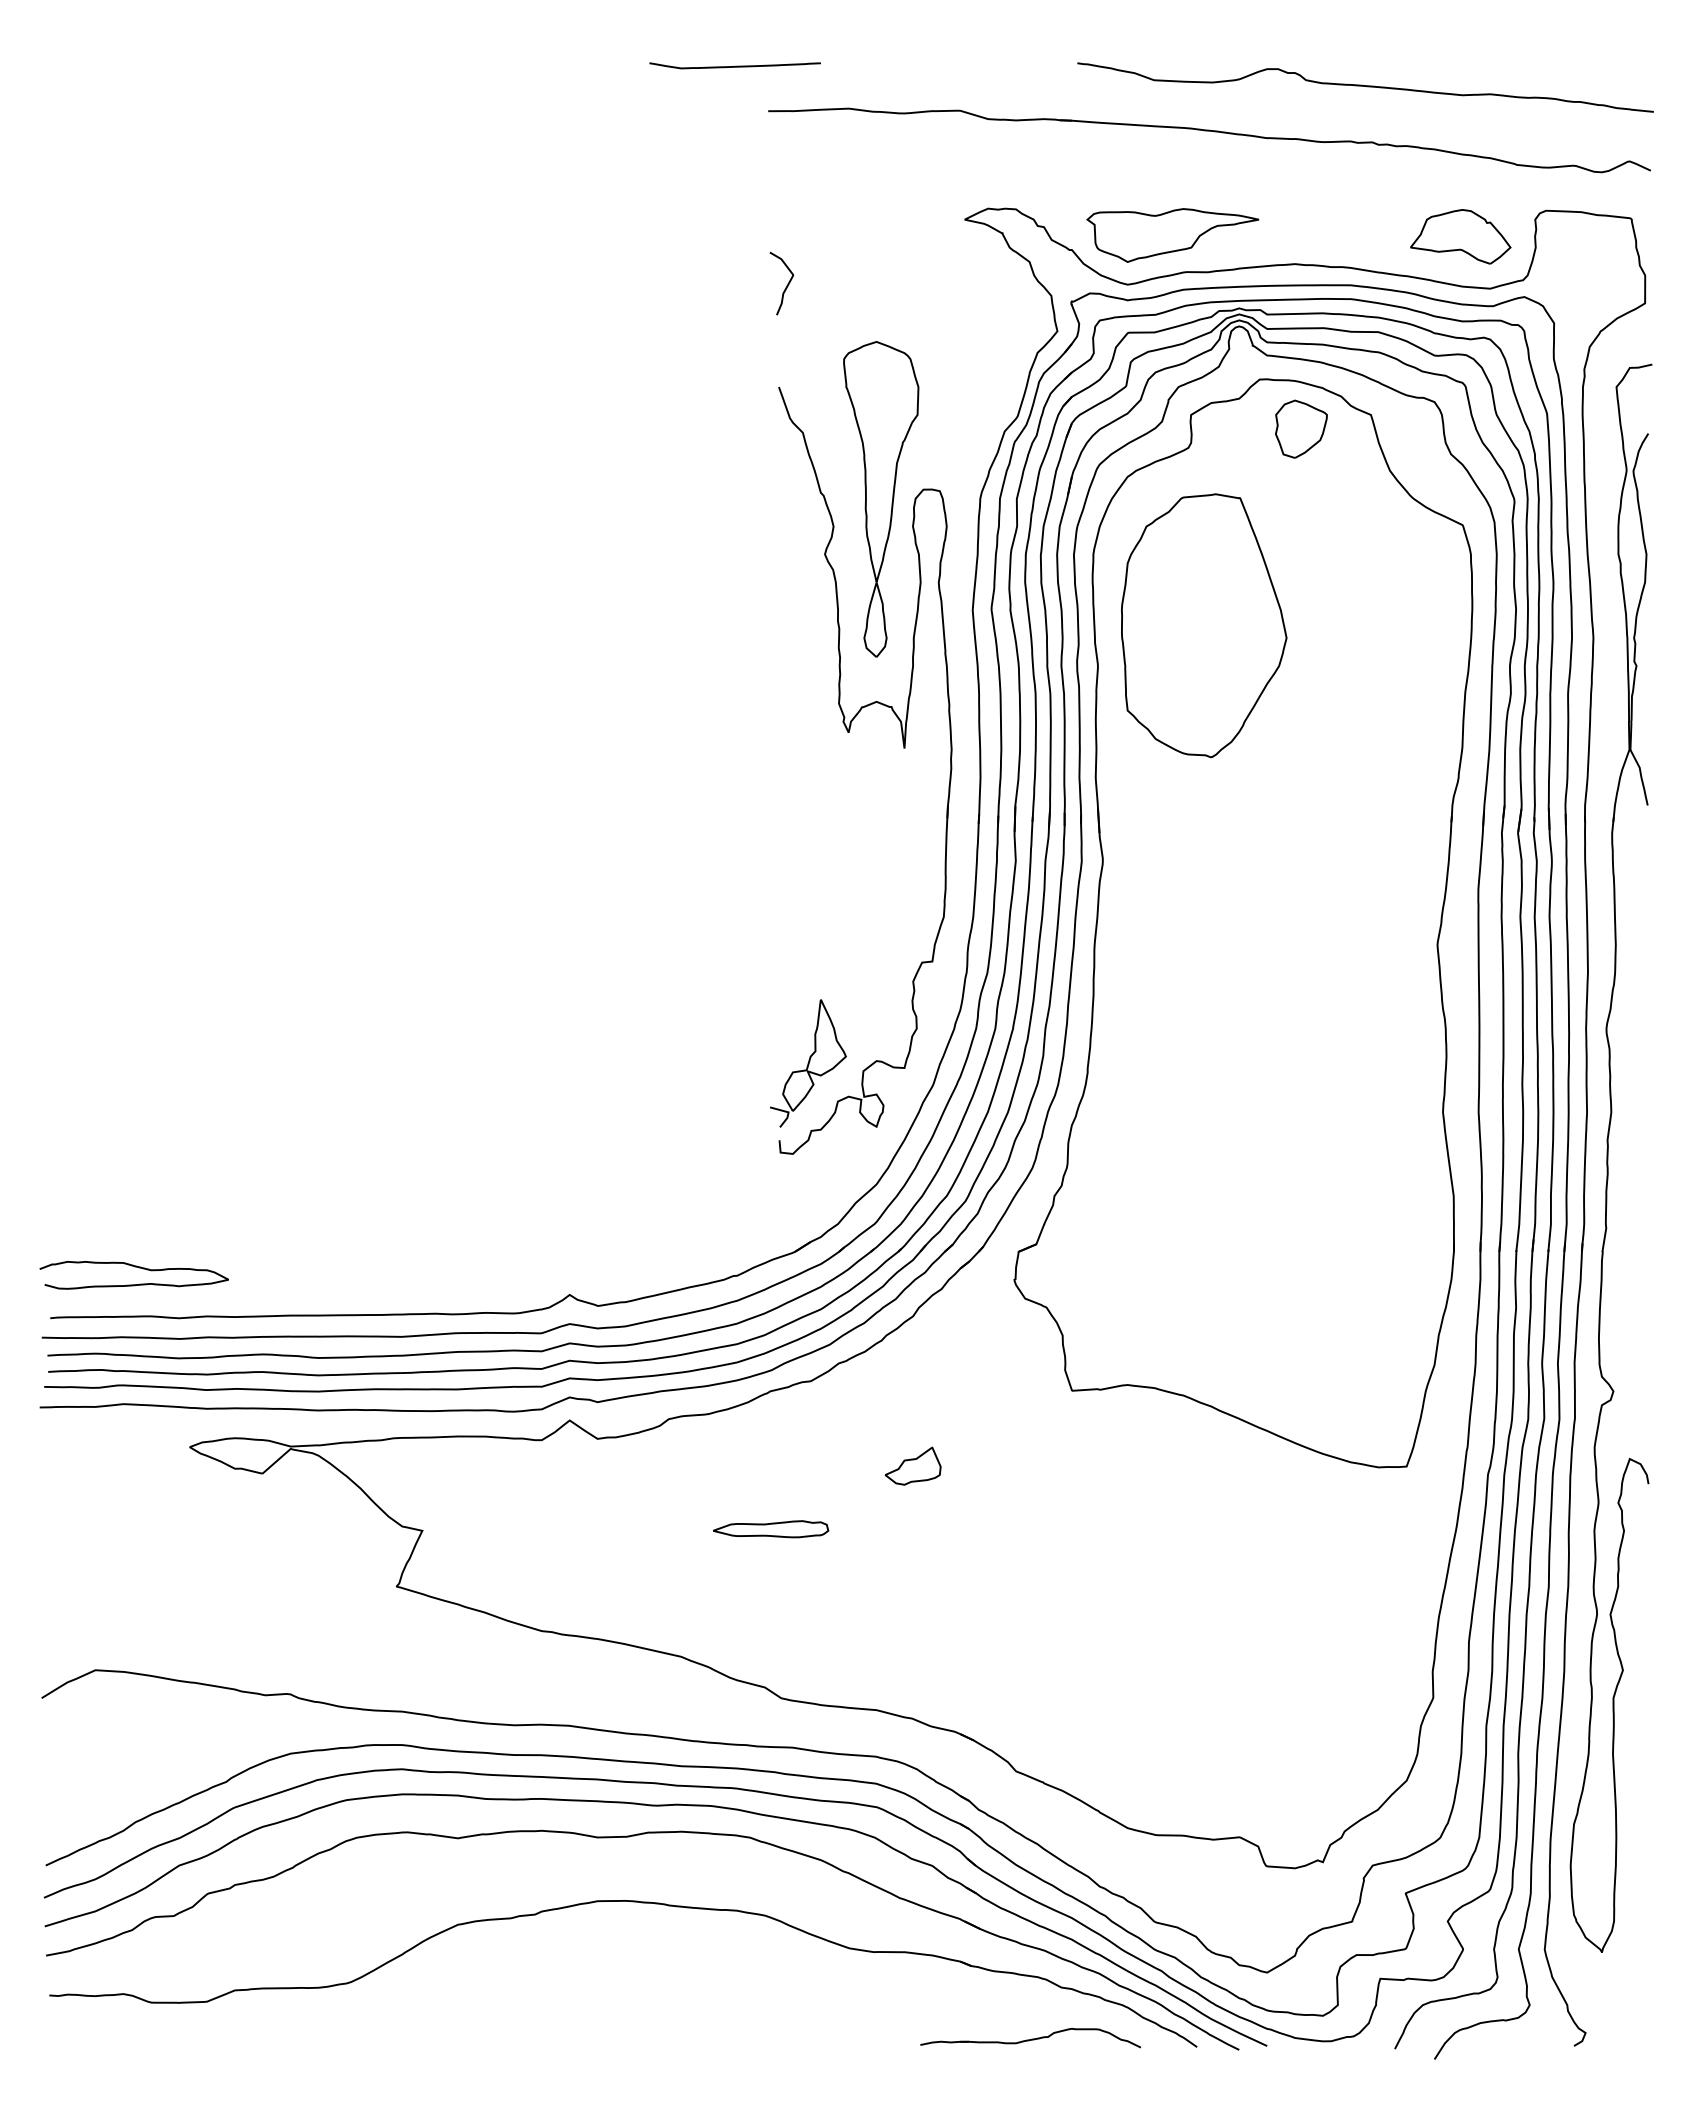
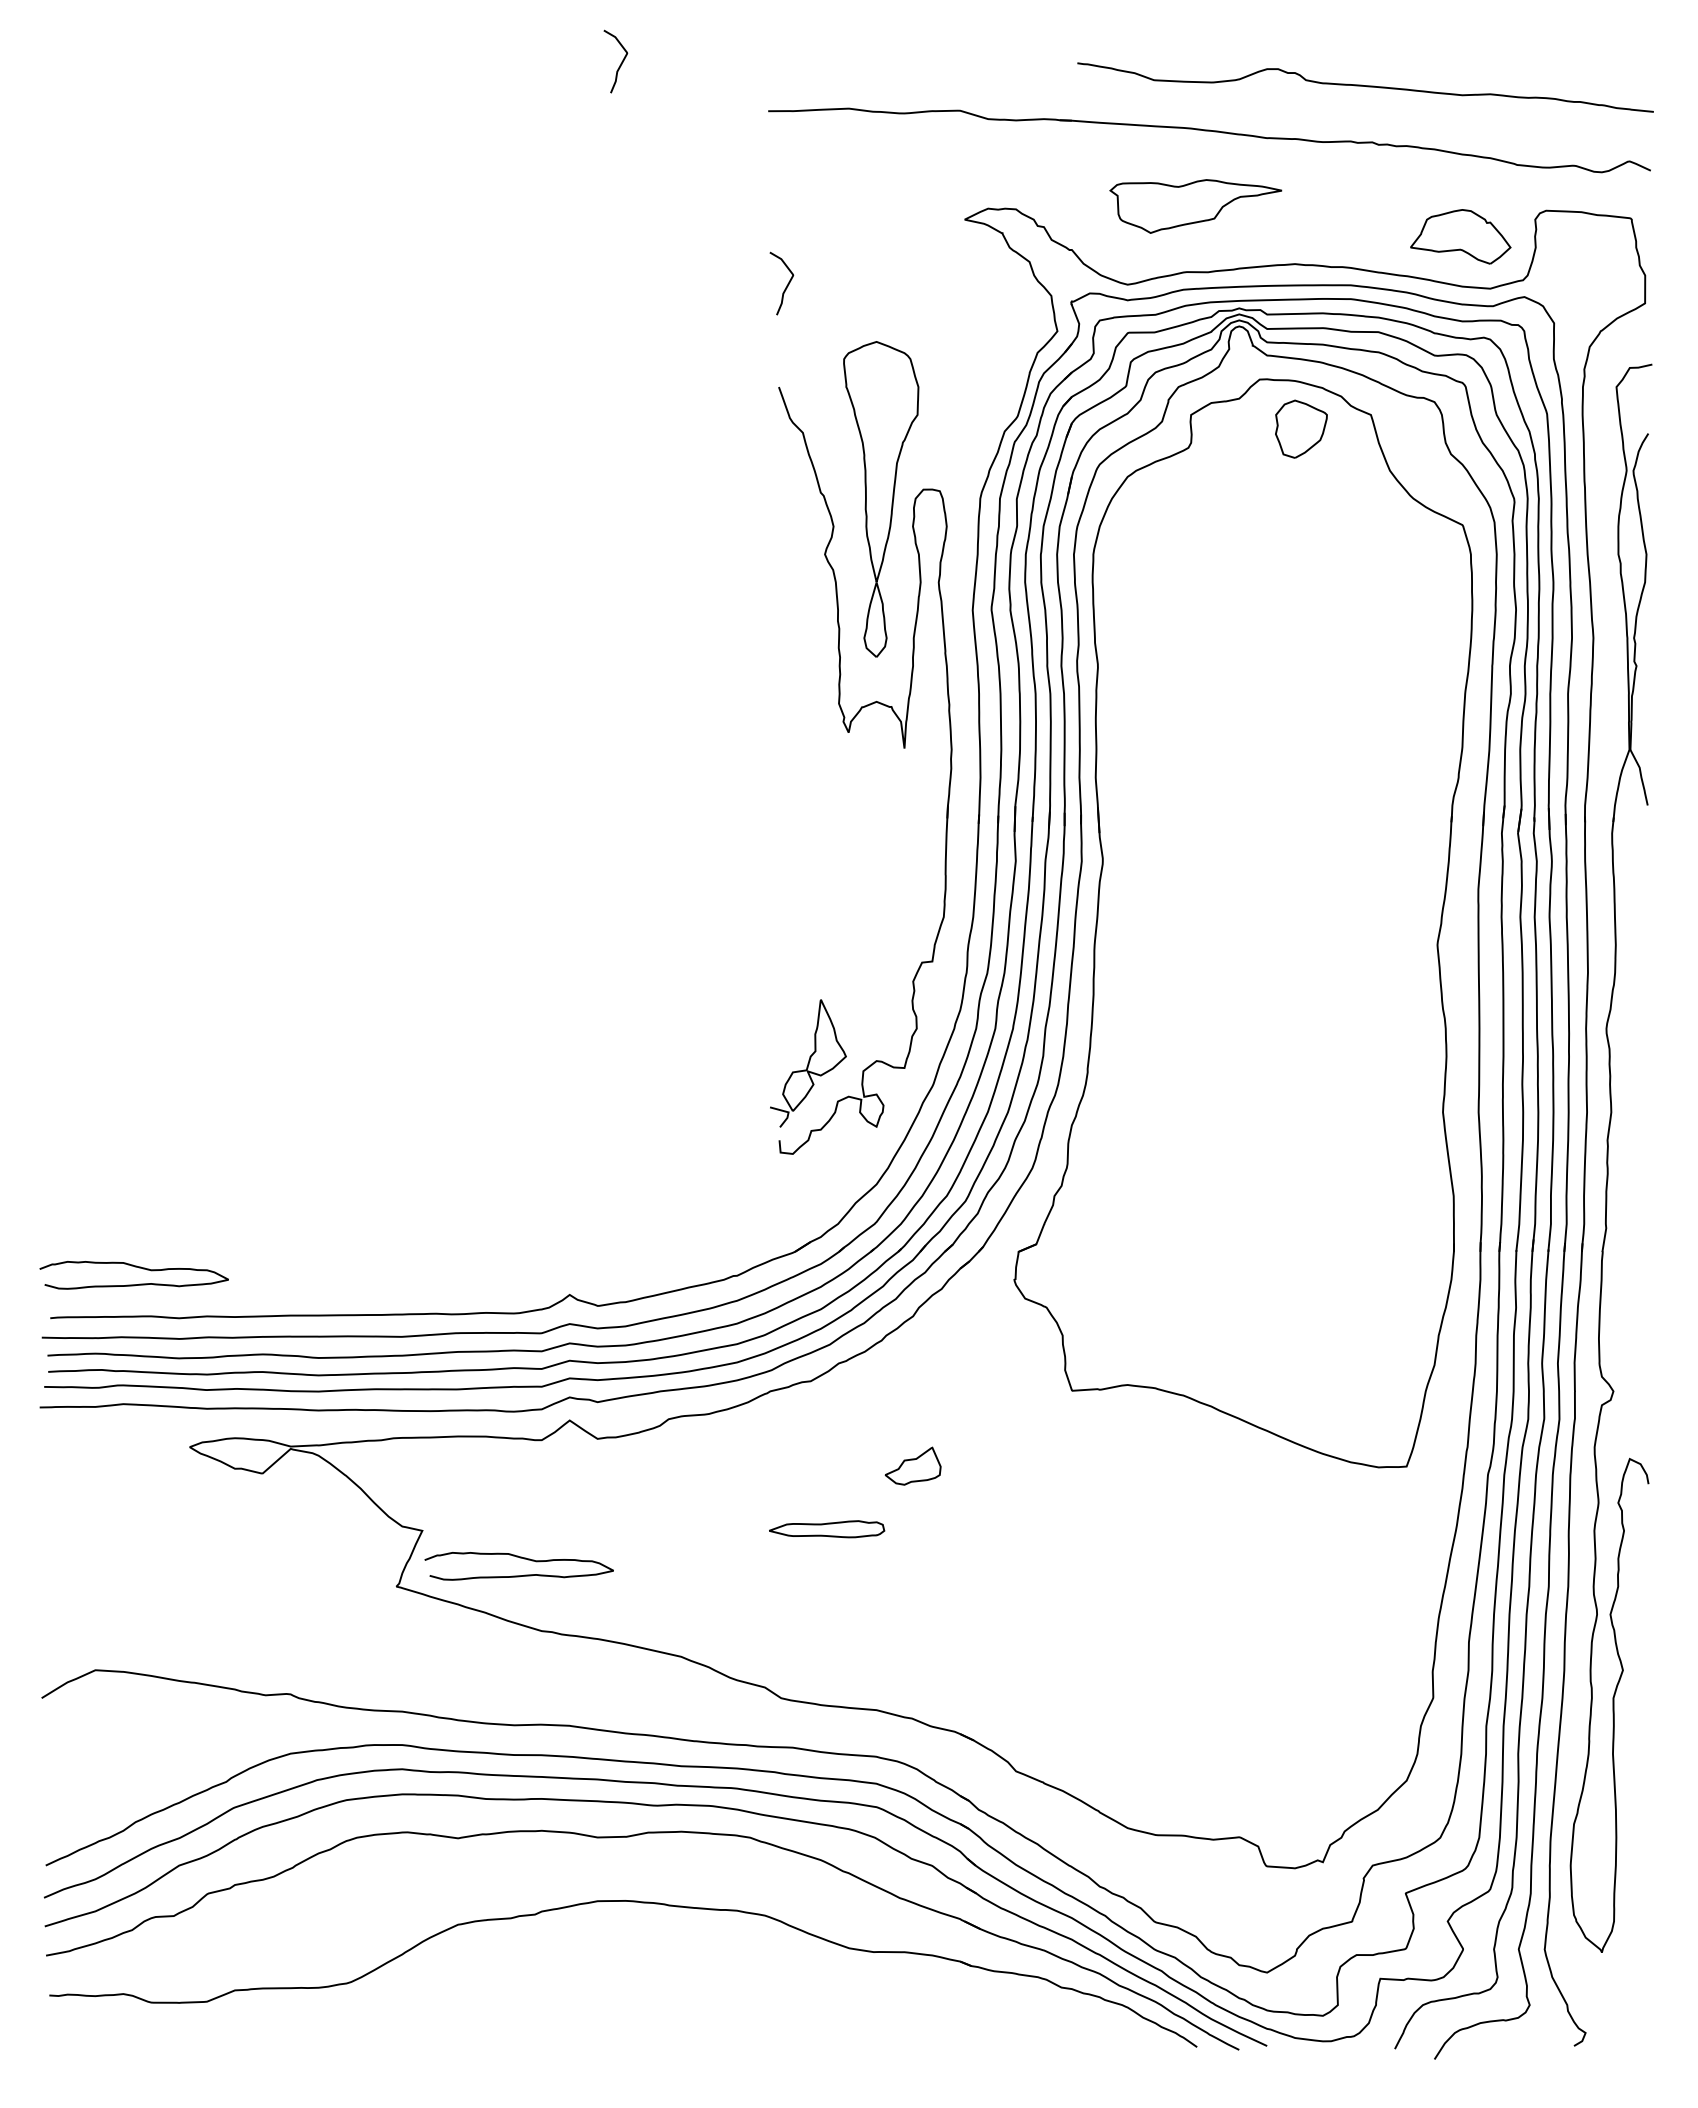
curve: none -> present (620, 63)
curve: present -> none (734, 65)
part position: (1172, 235) -> (1195, 206) (1195, 206)
part: present -> none (1204, 625)
part position: (771, 1529) -> (827, 1529) (827, 1529)
curve: none -> present (519, 1558)
part: present -> none (1030, 2037)
